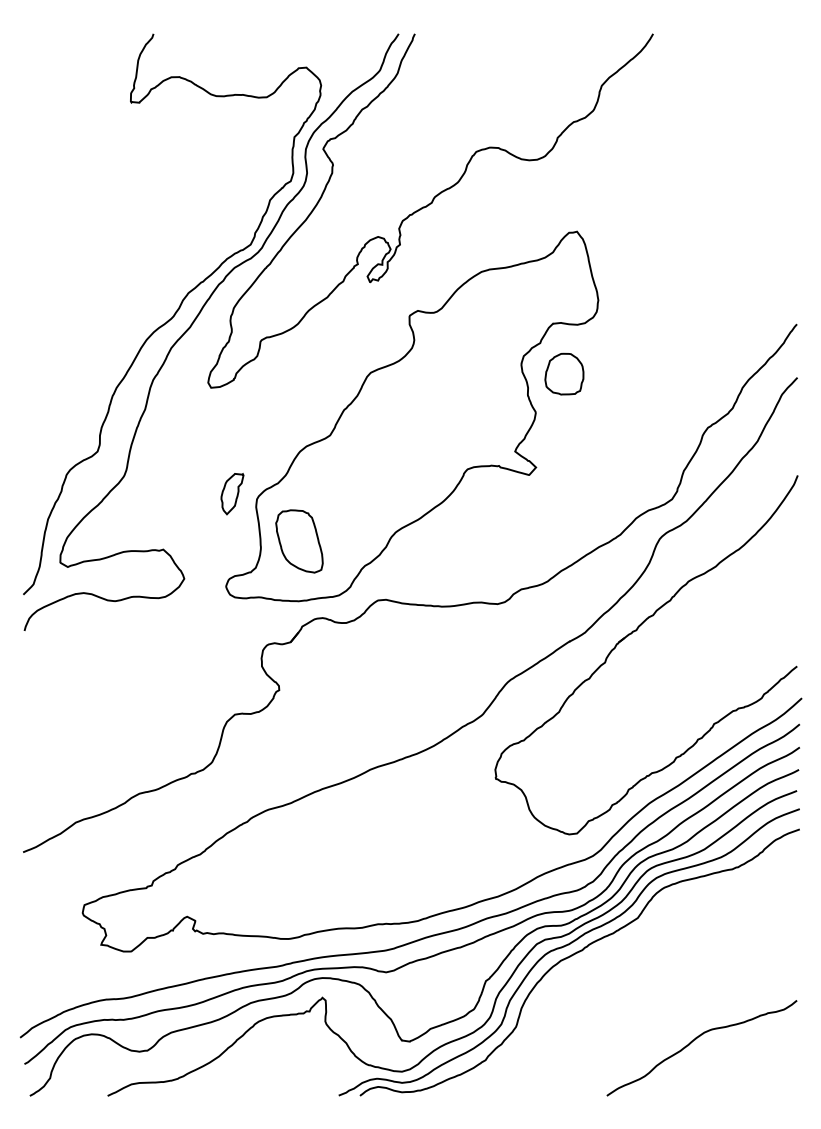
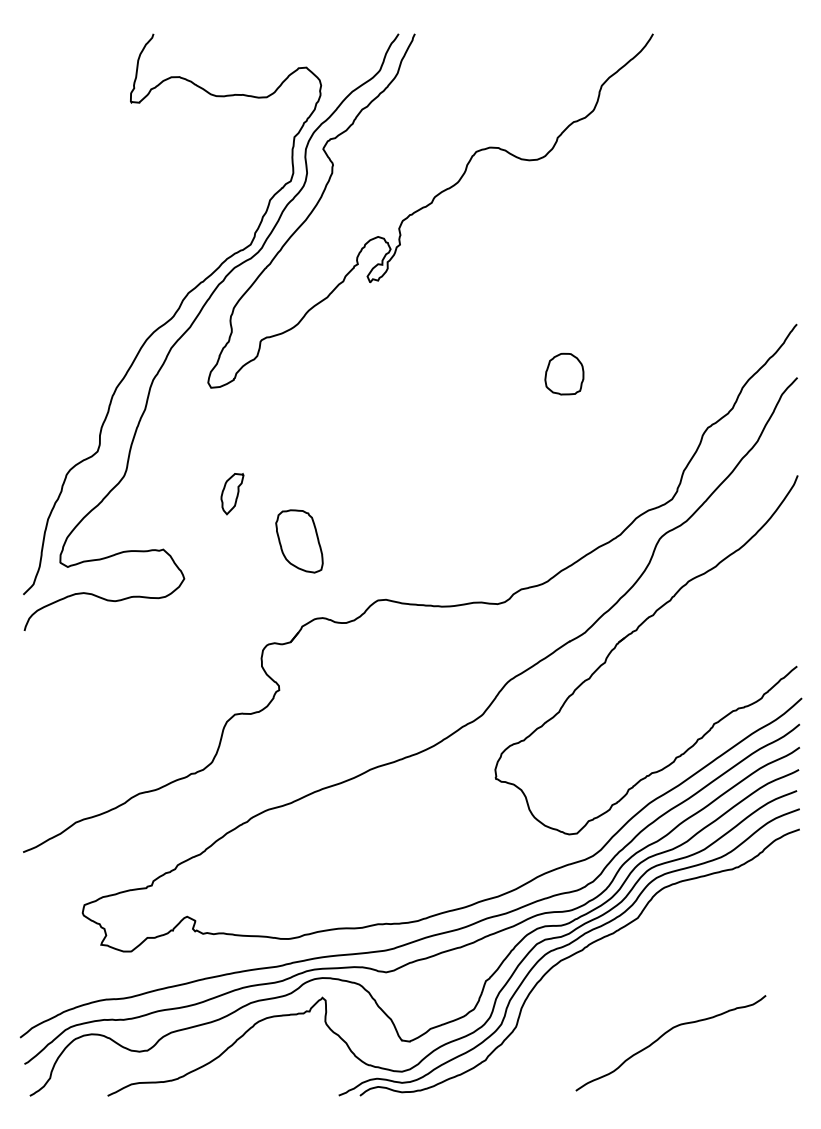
part: present -> none (412, 416)
curve position: (695, 1040) -> (664, 1035) (664, 1035)
